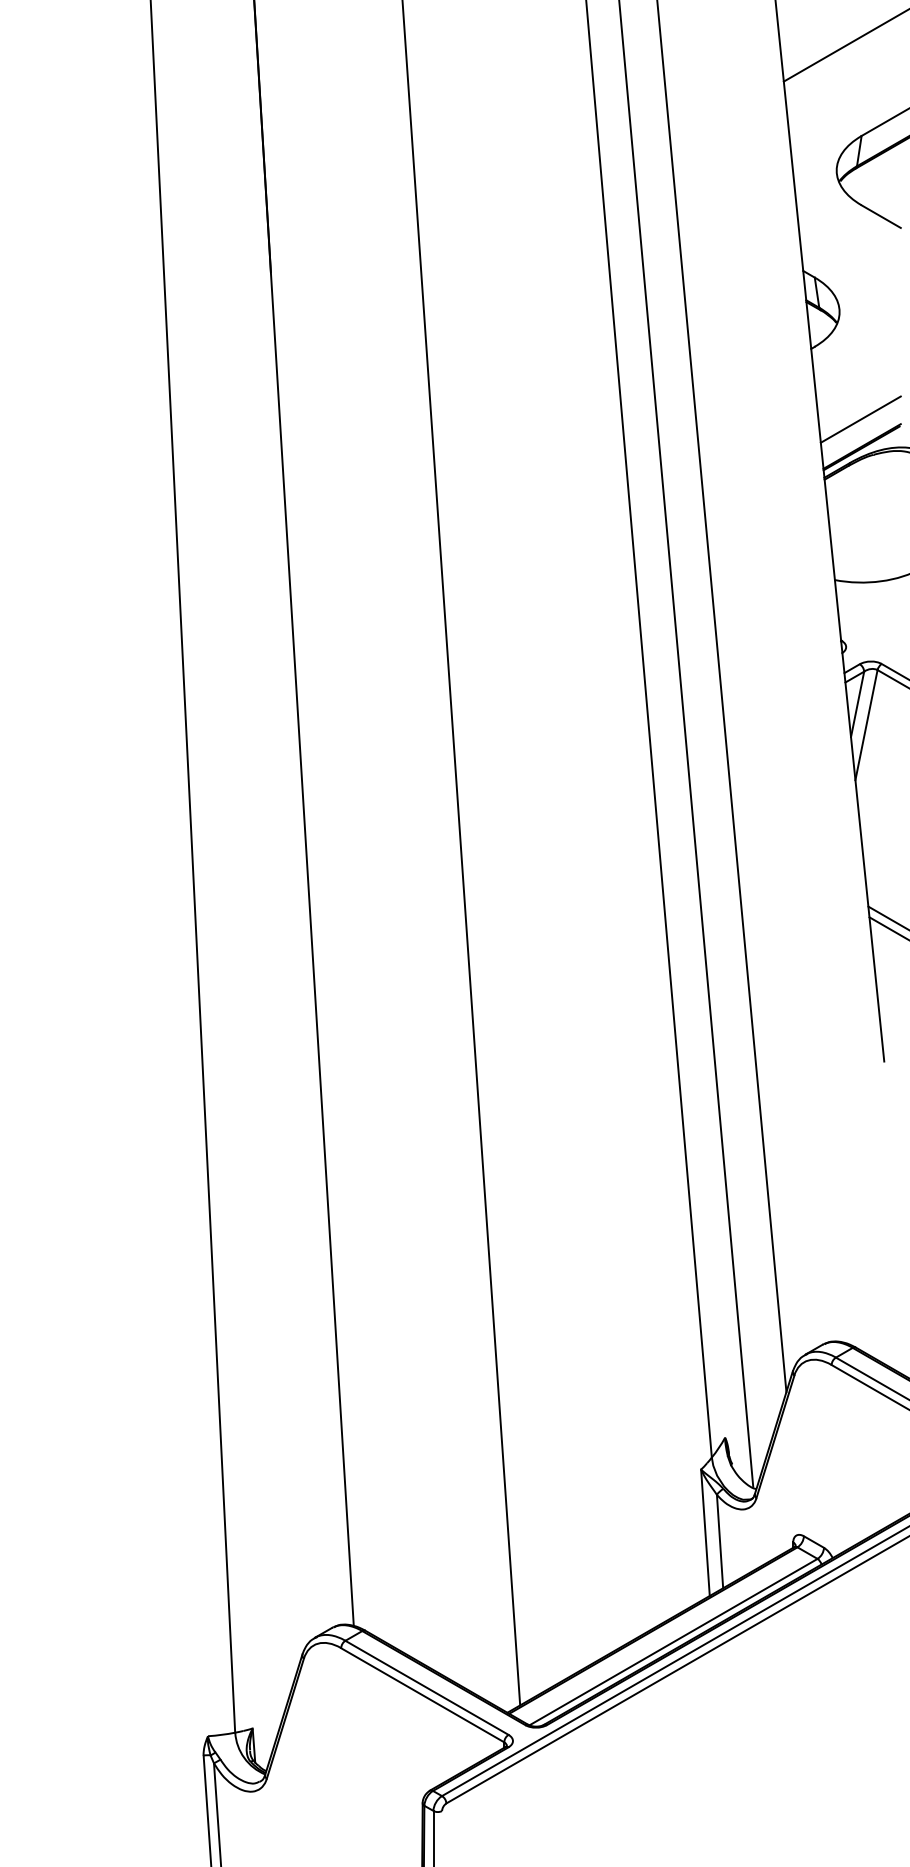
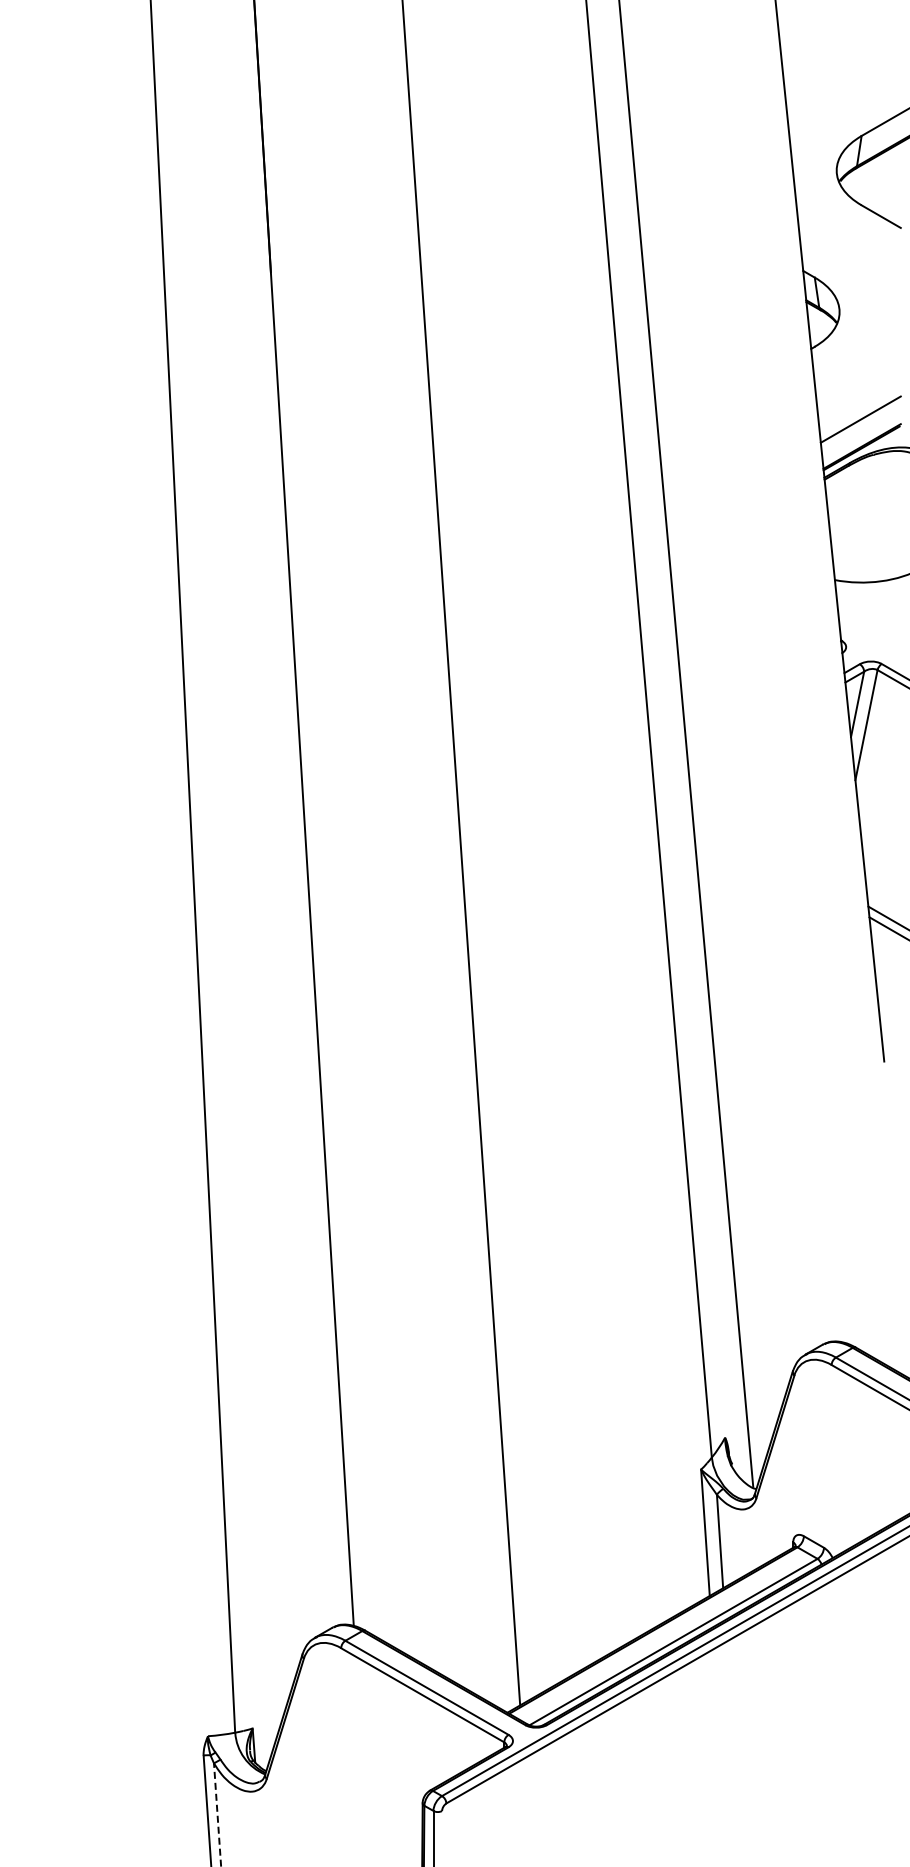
line: present -> none (844, 45)
line: present -> none (721, 697)
line: solid -> dashed (217, 1815)
